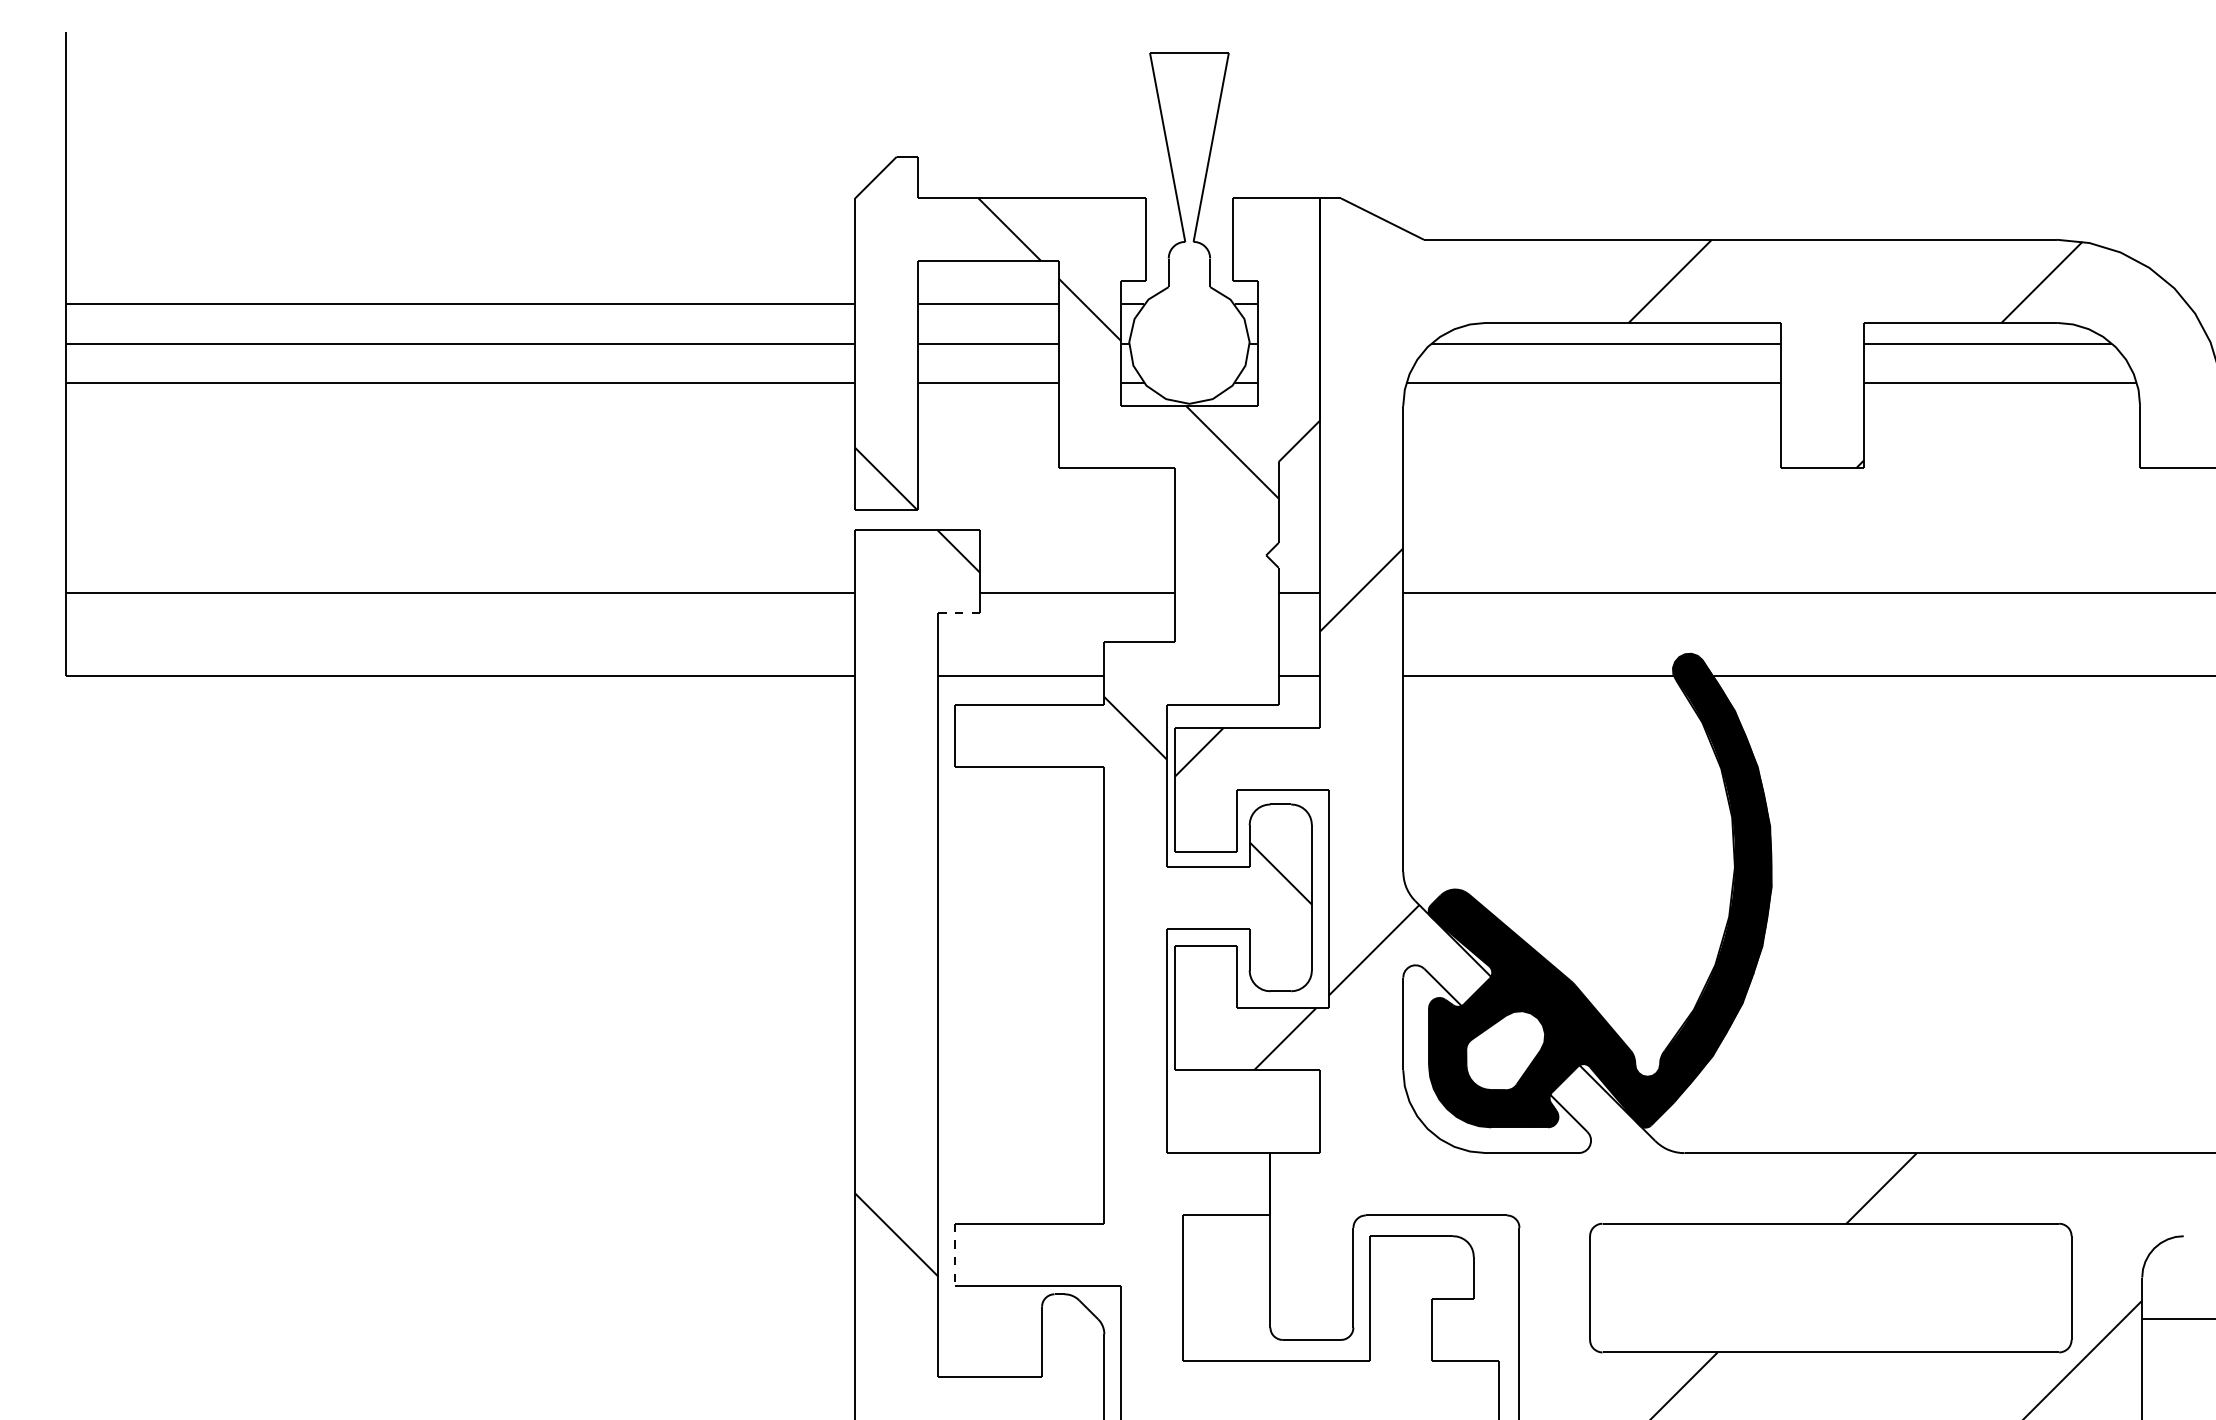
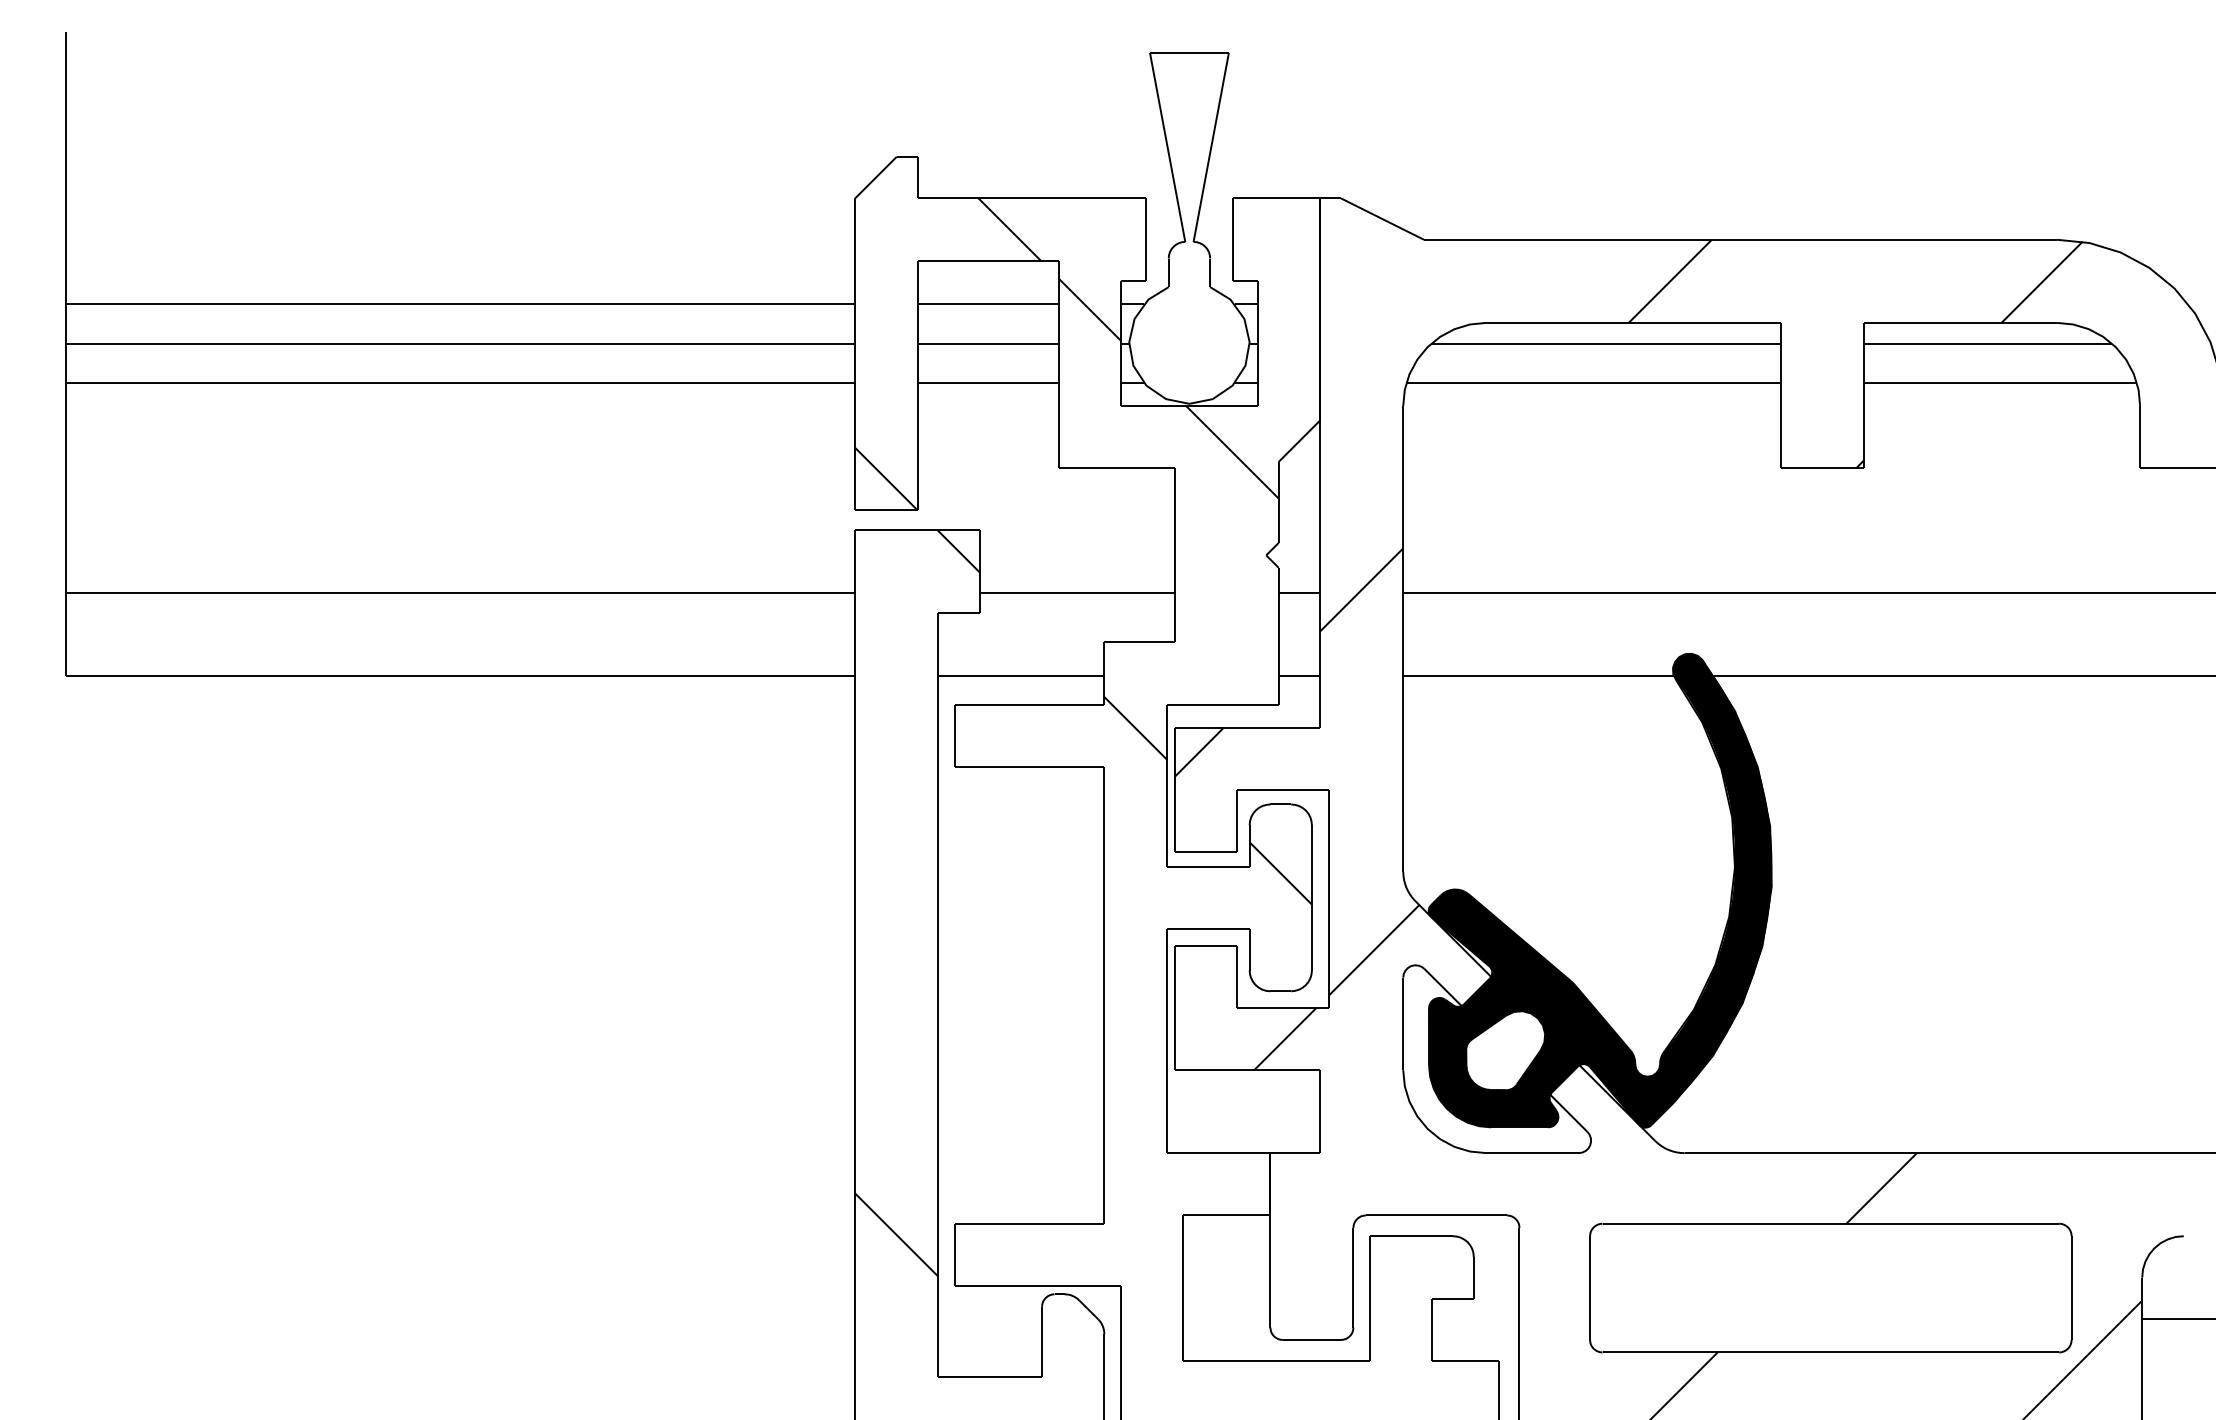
line: dashed -> solid (959, 613)
line: dashed -> solid (954, 1255)
